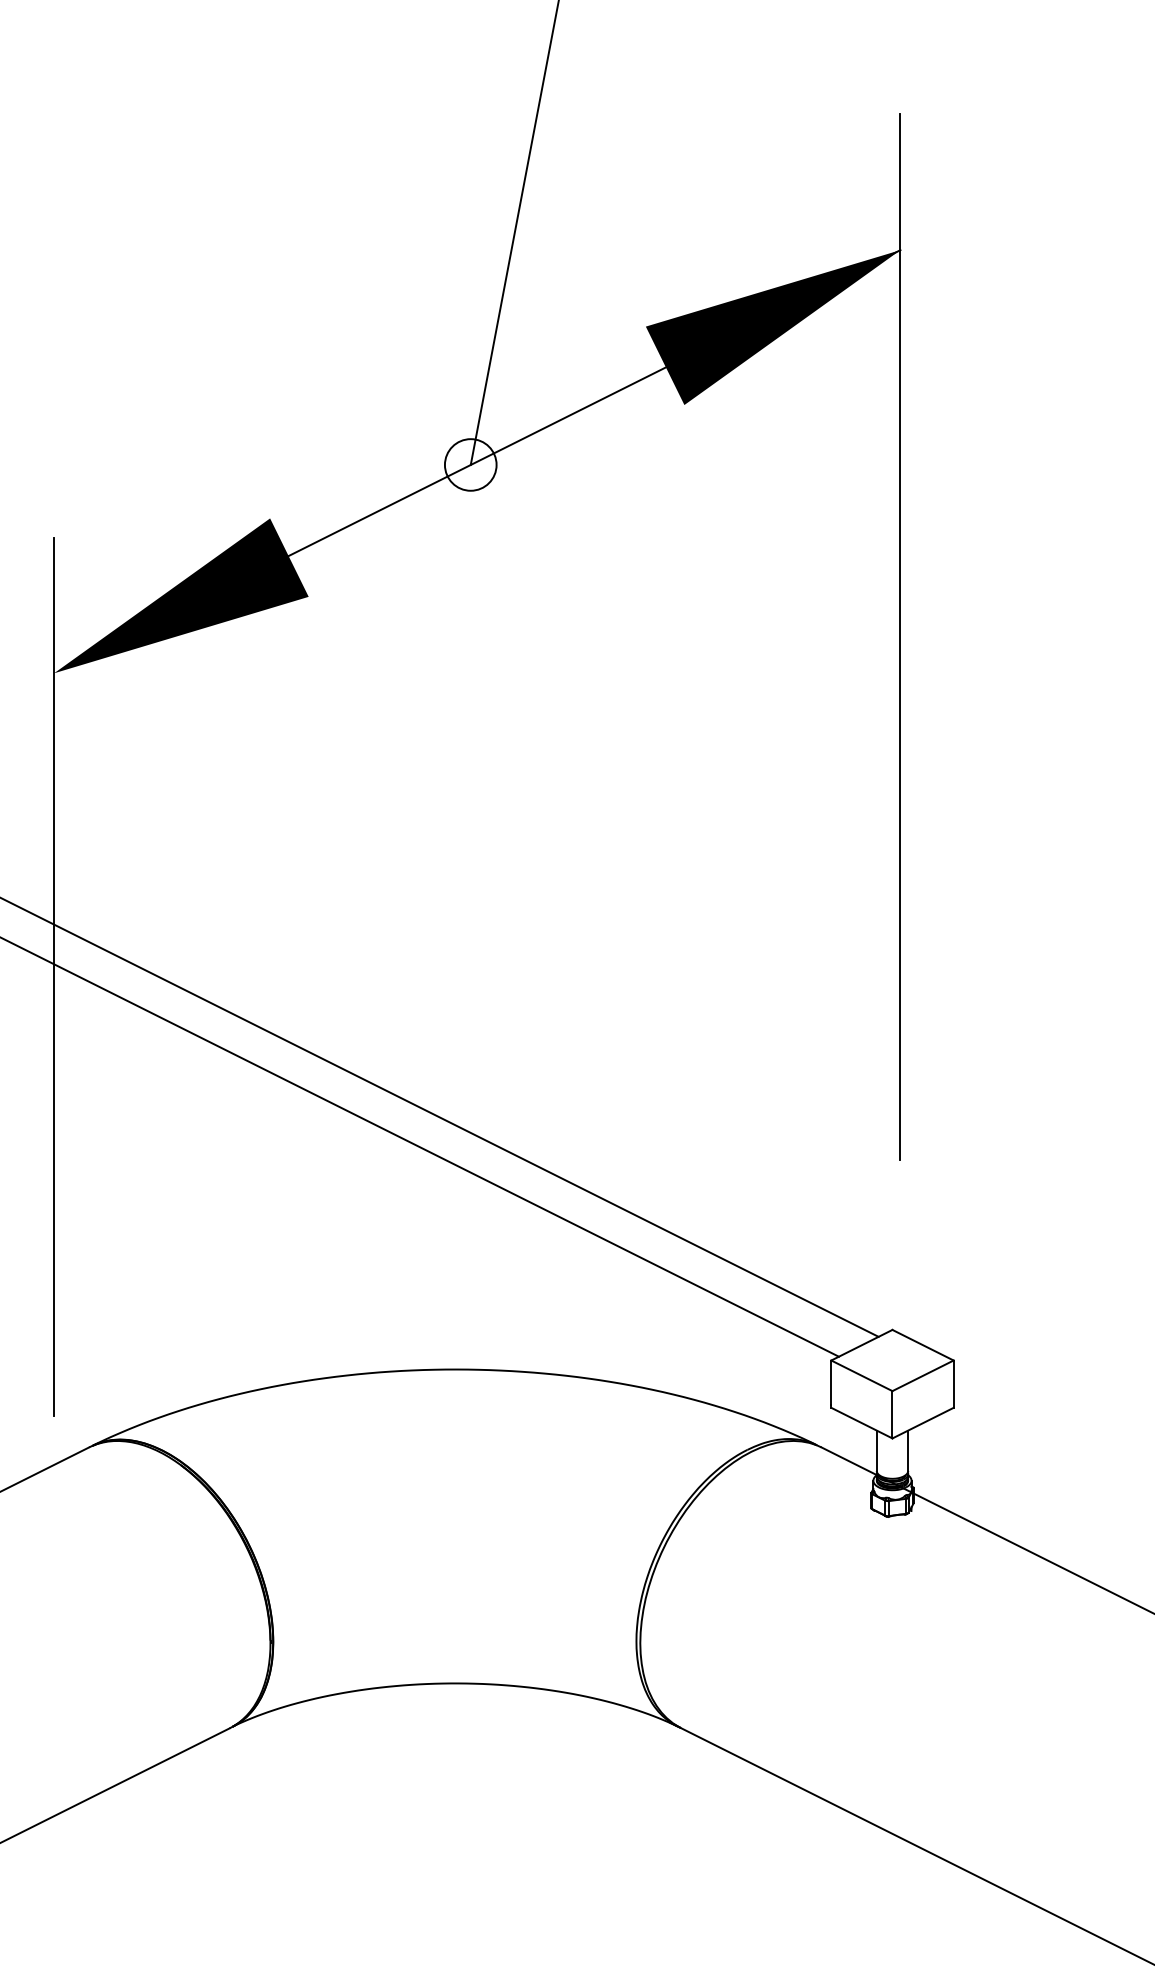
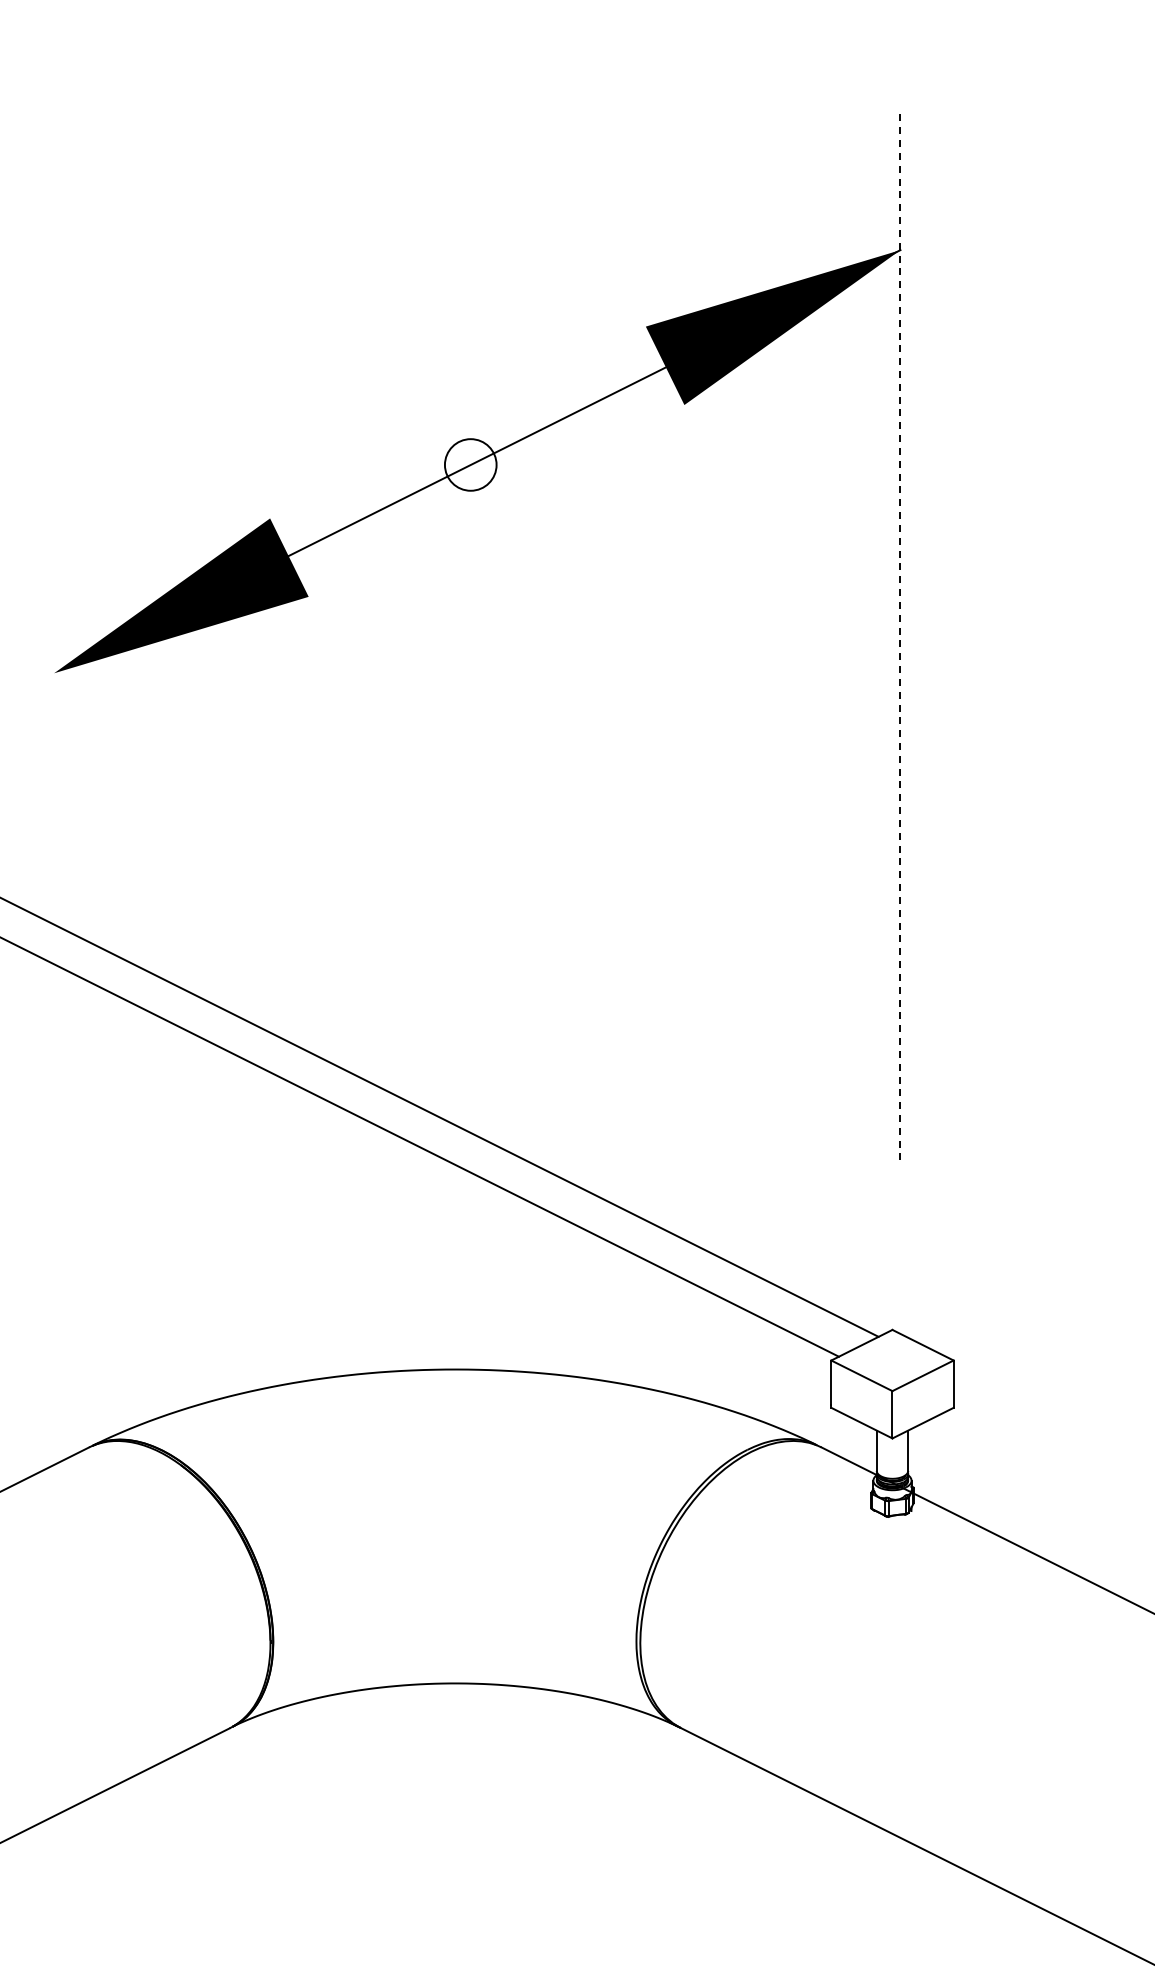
line: present -> none (514, 233)
line: solid -> dashed (900, 637)
line: present -> none (54, 976)
